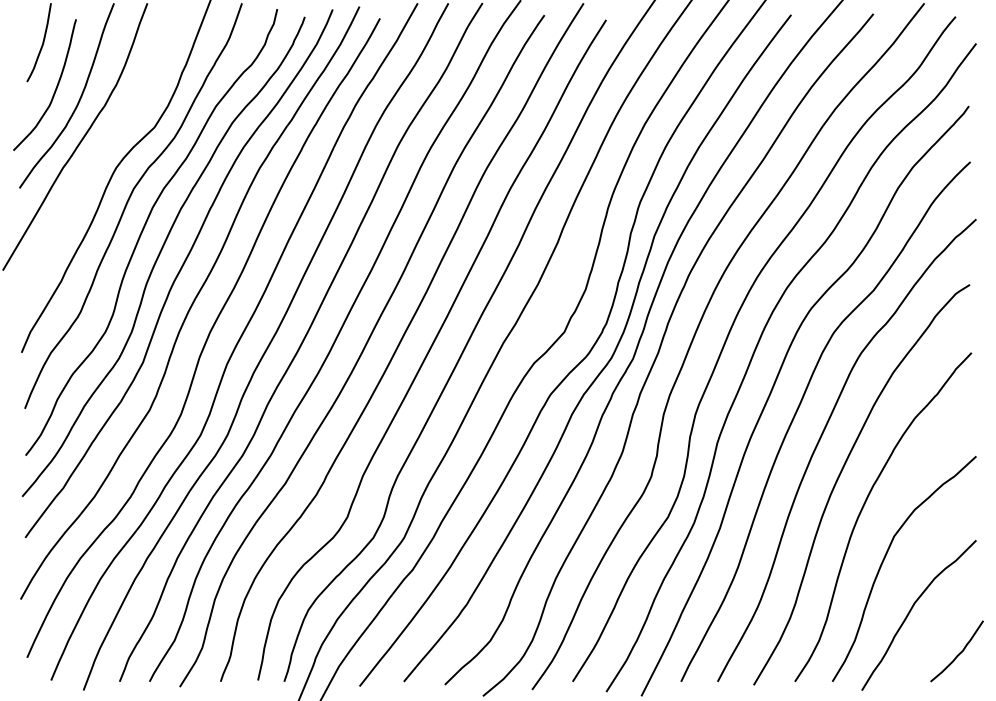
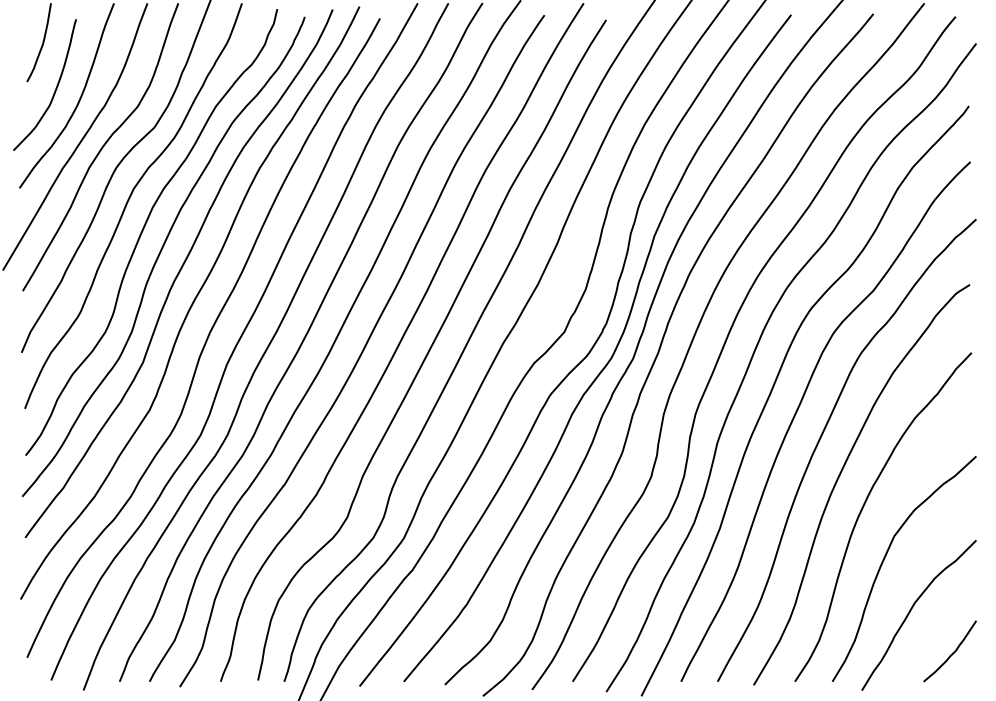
curve: none -> present (101, 147)
curve position: (958, 653) -> (951, 653) (951, 653)
